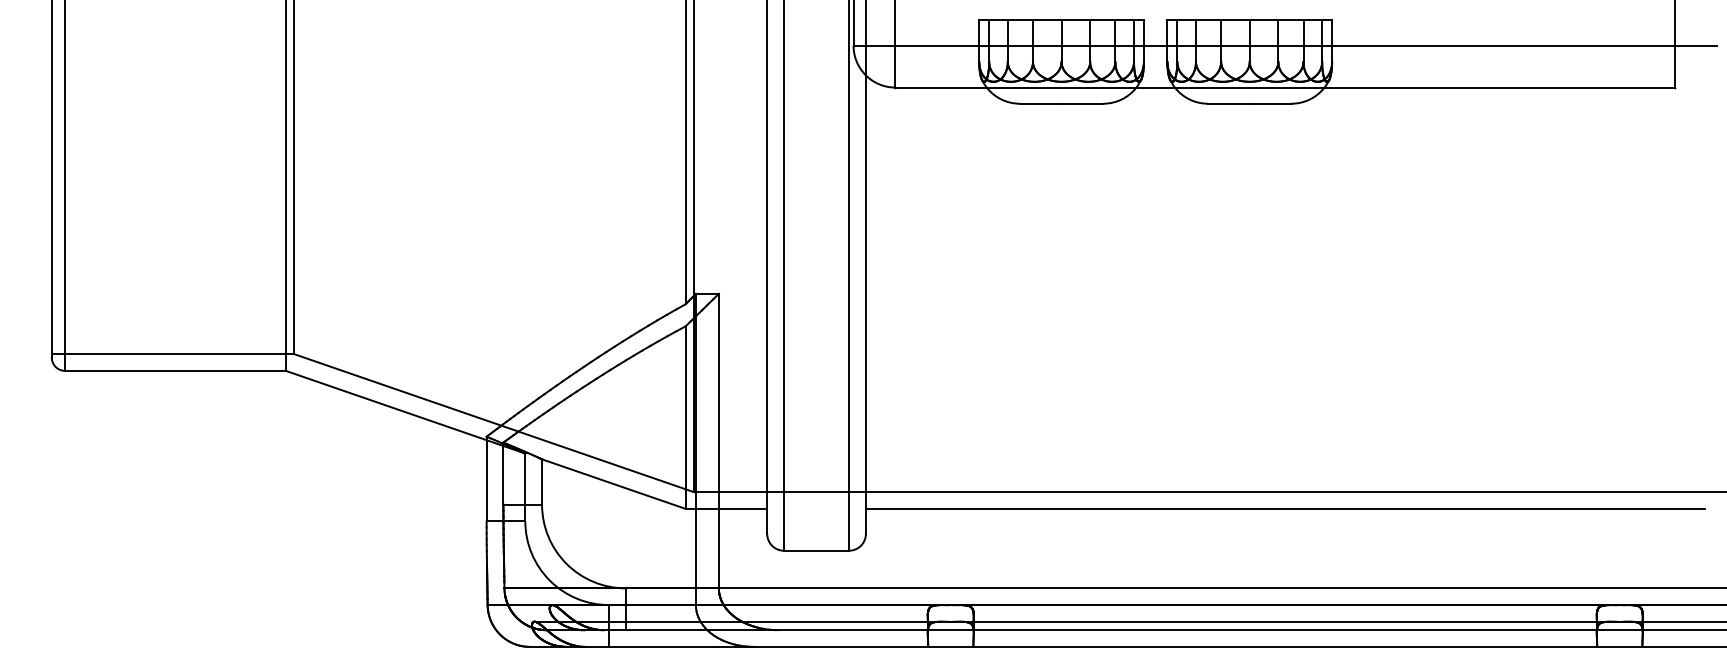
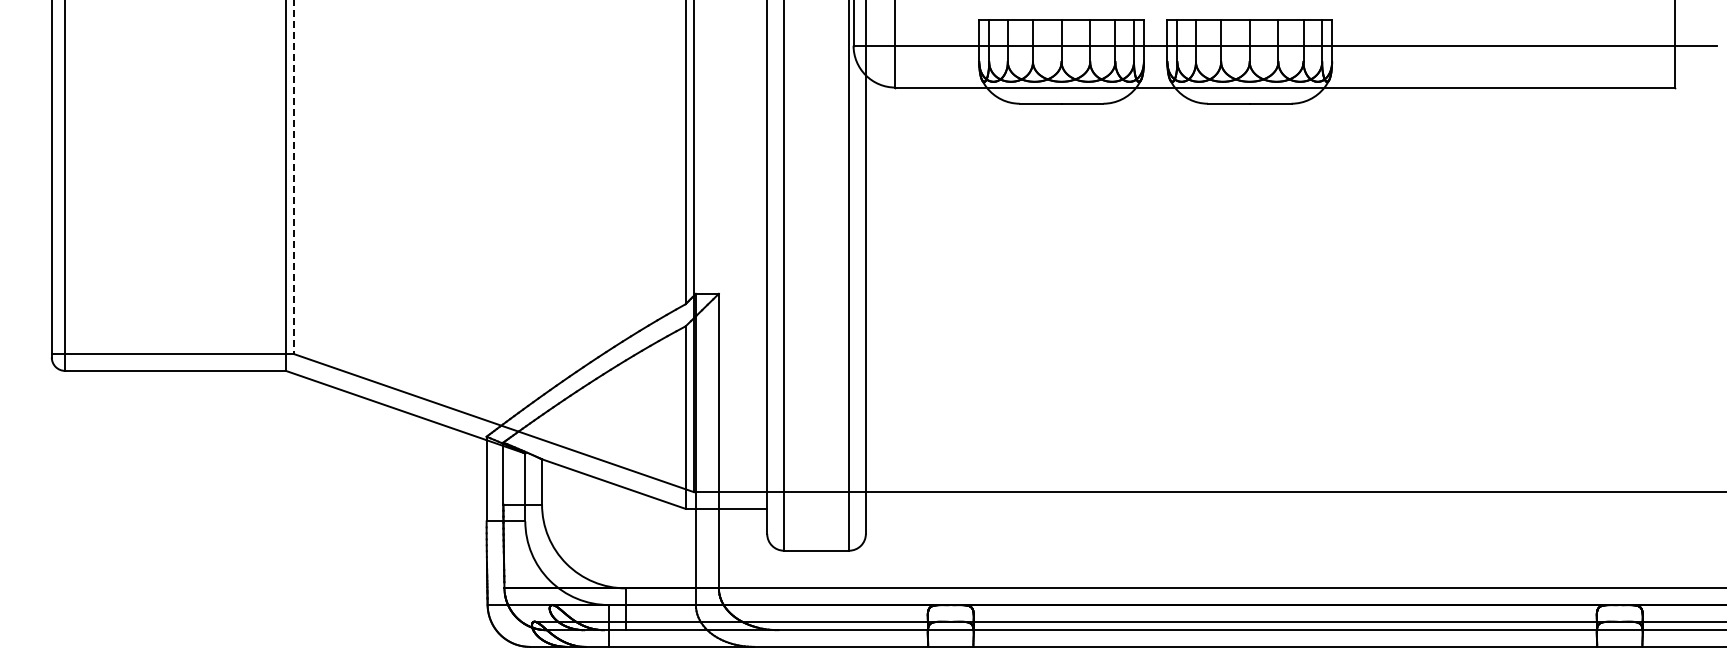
line: solid -> dashed (294, 177)
line: present -> none (1284, 508)
